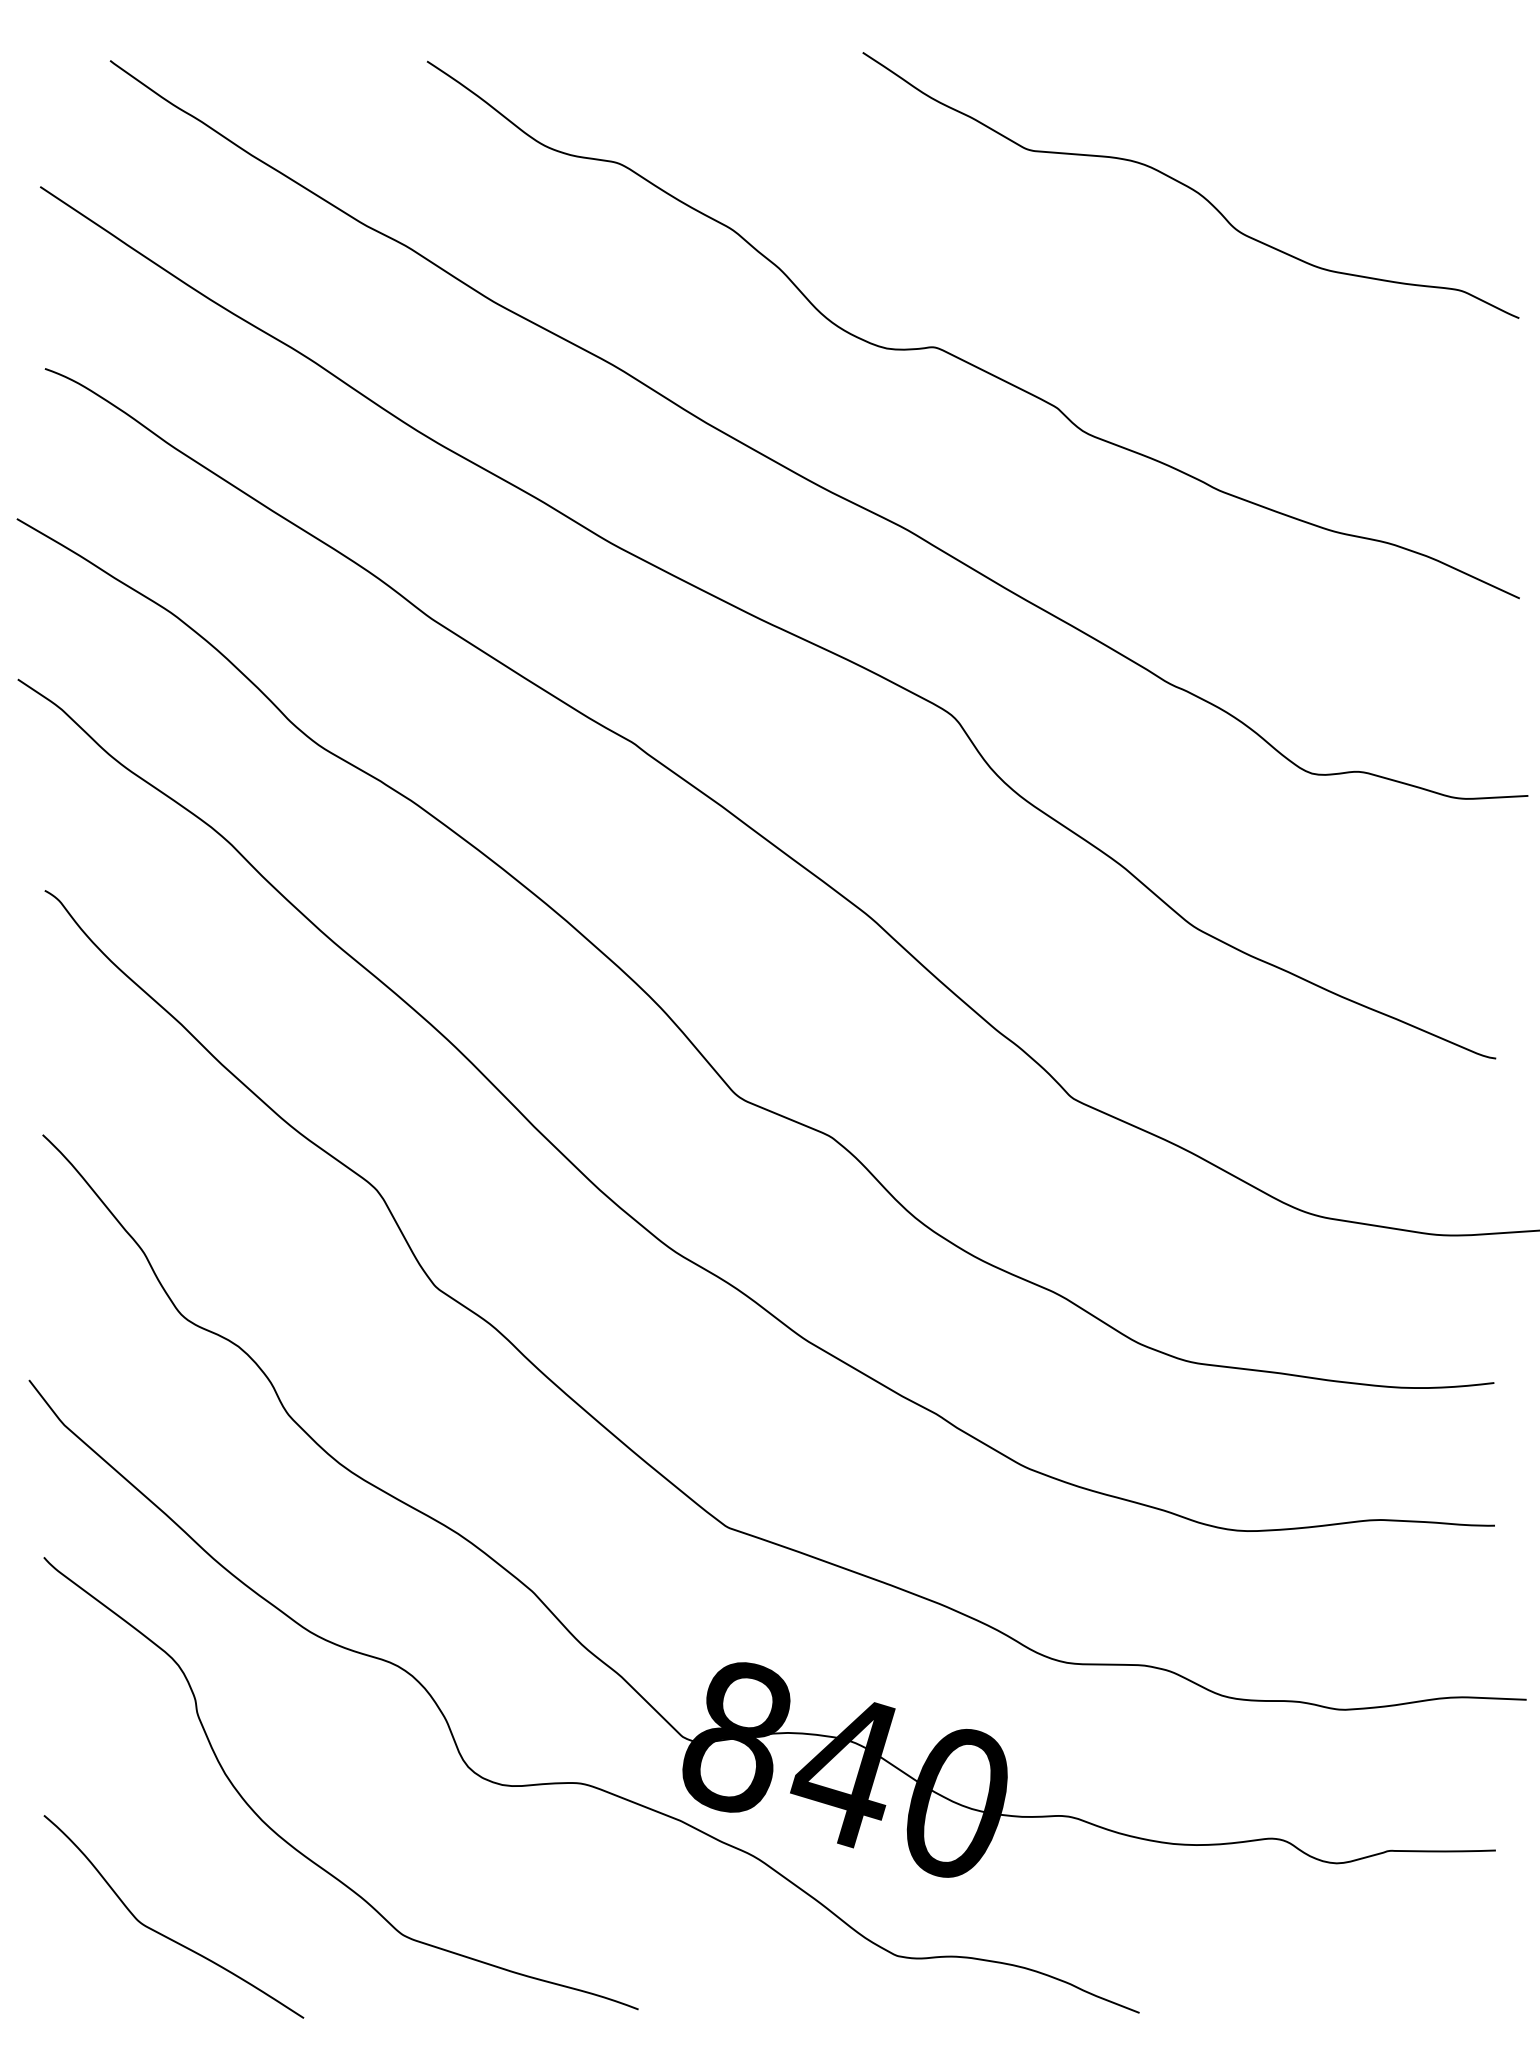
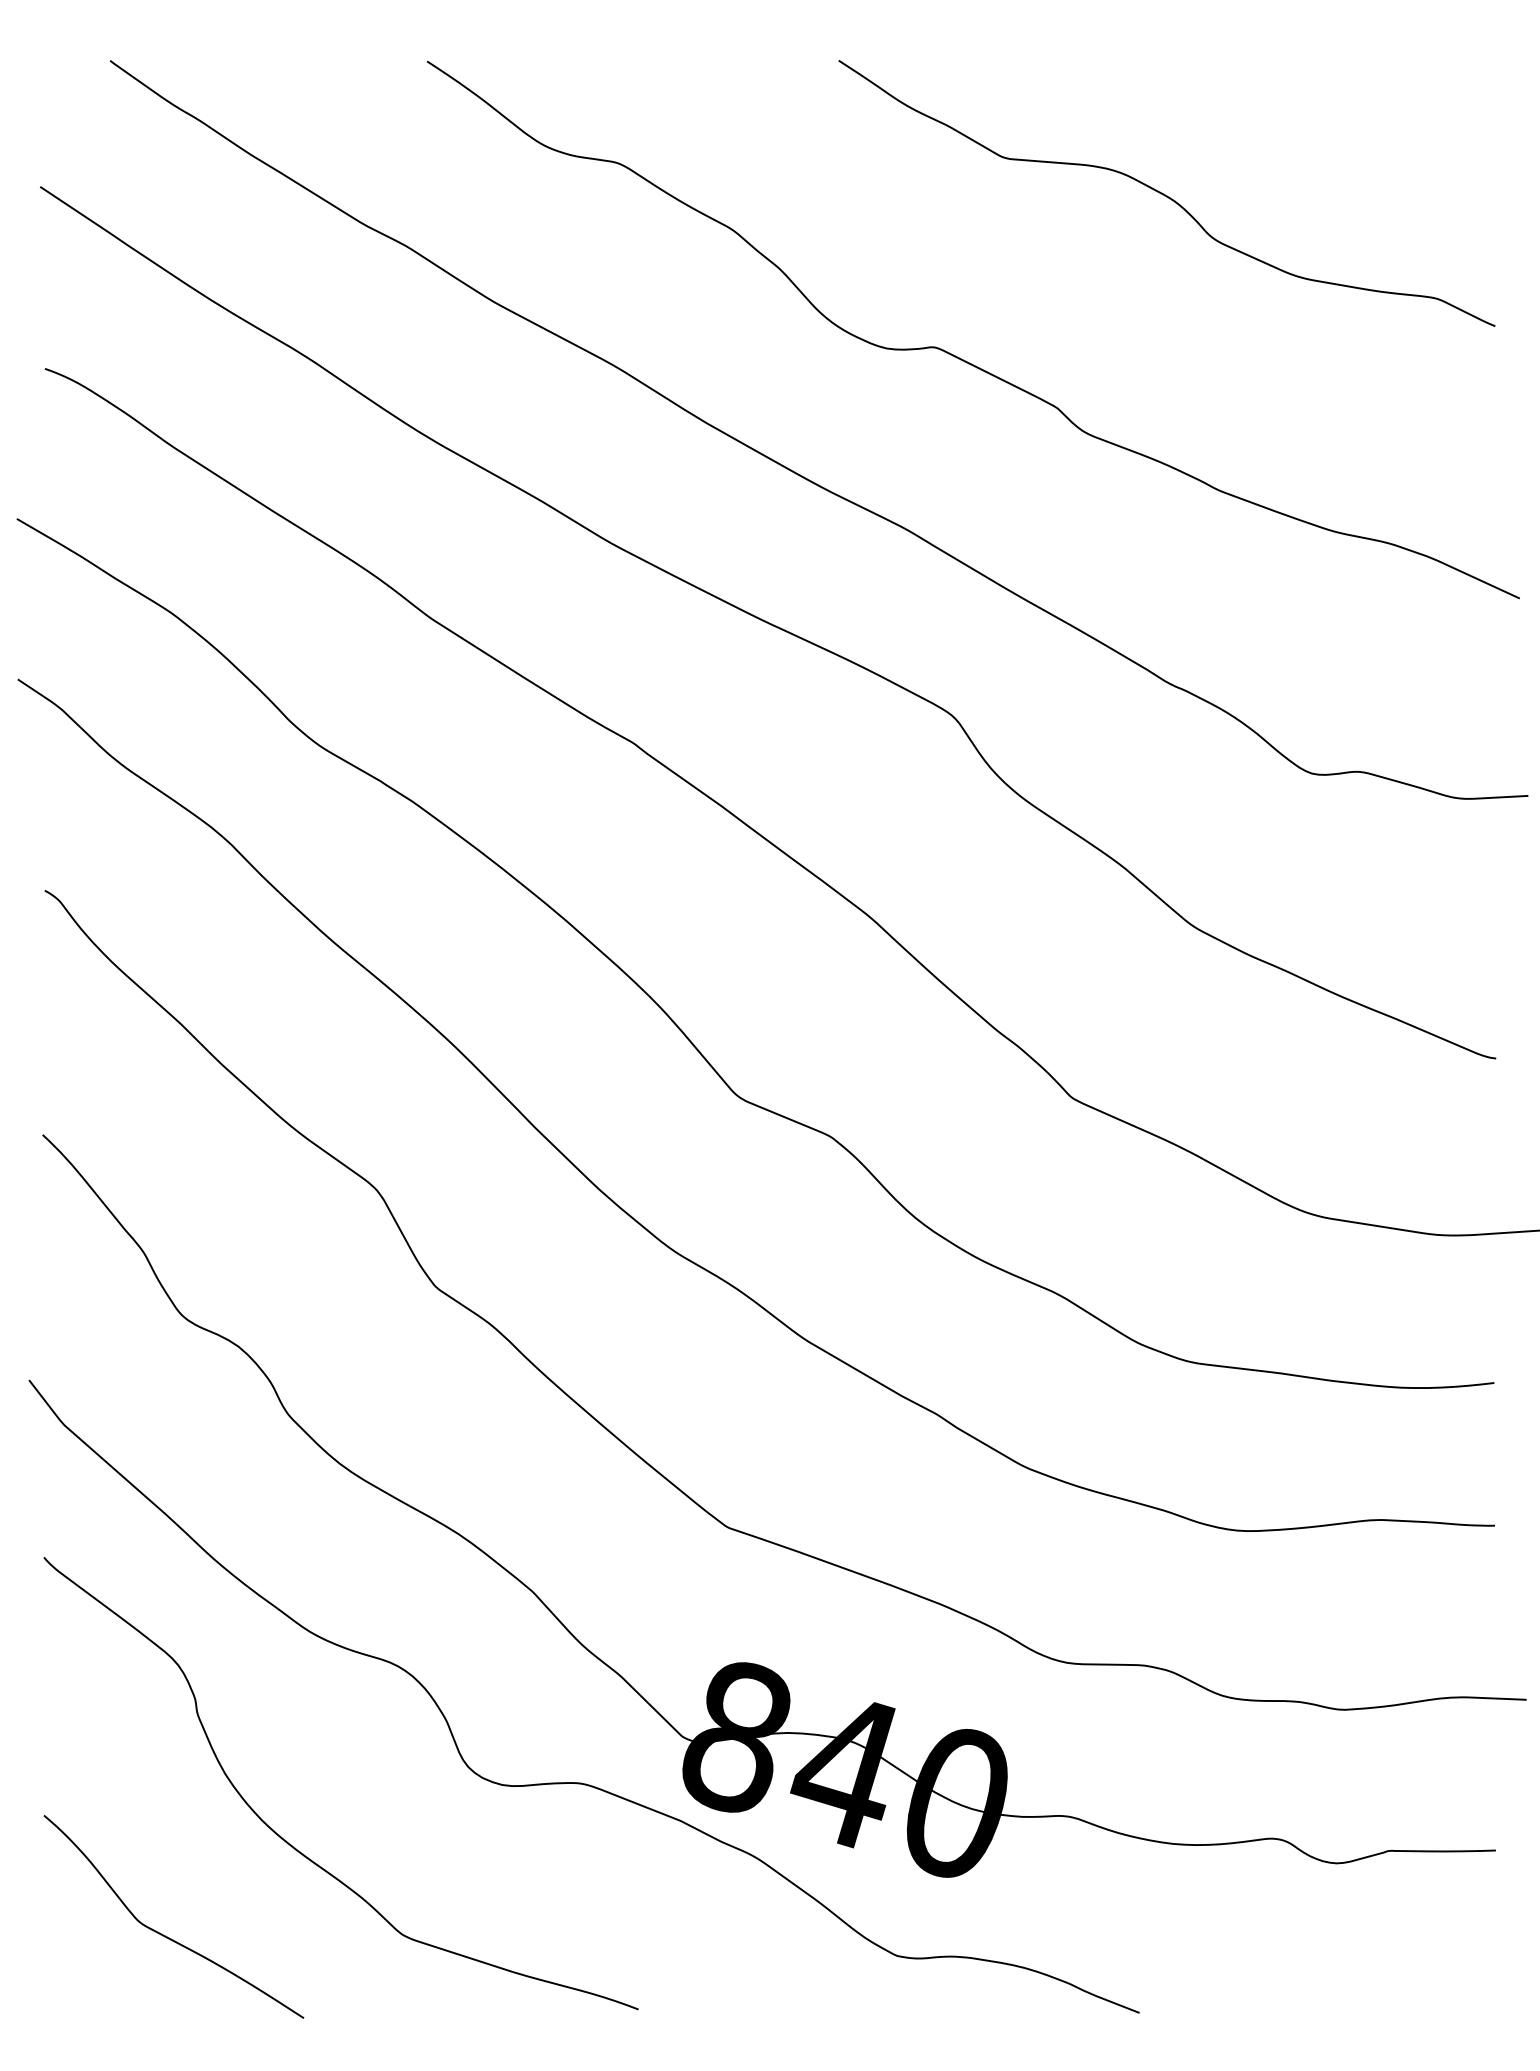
curve position: (1189, 186) -> (1165, 194) (1165, 194)
